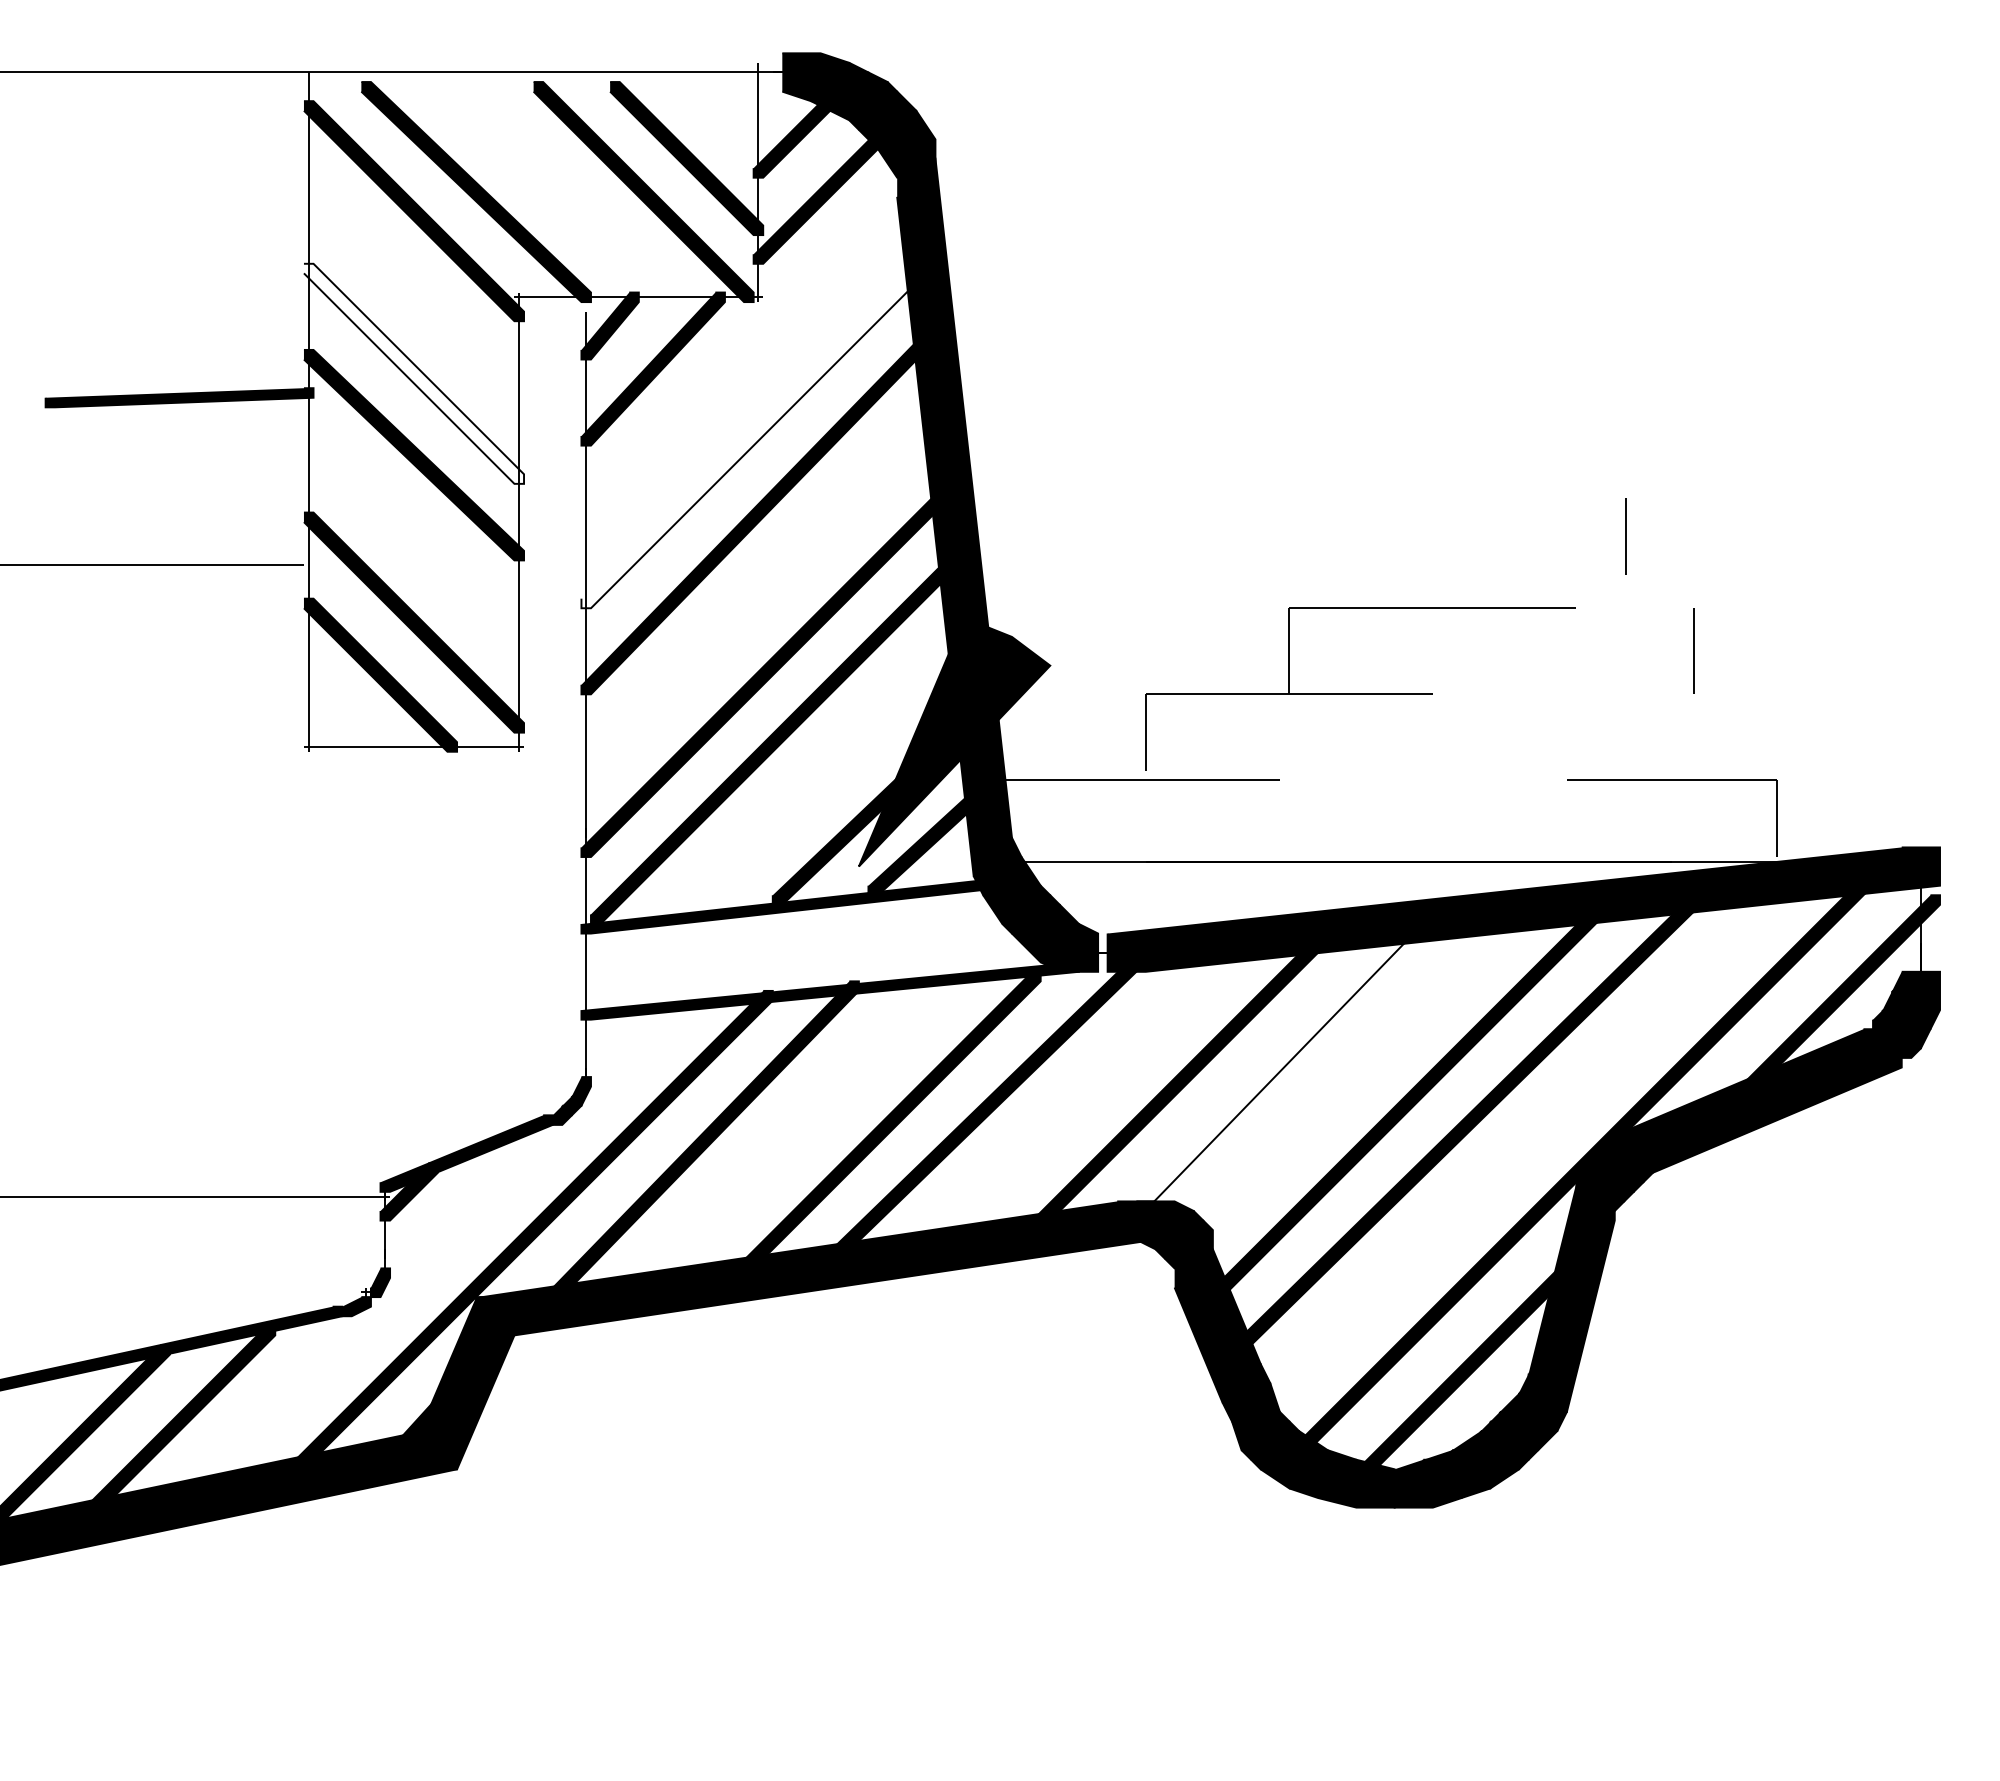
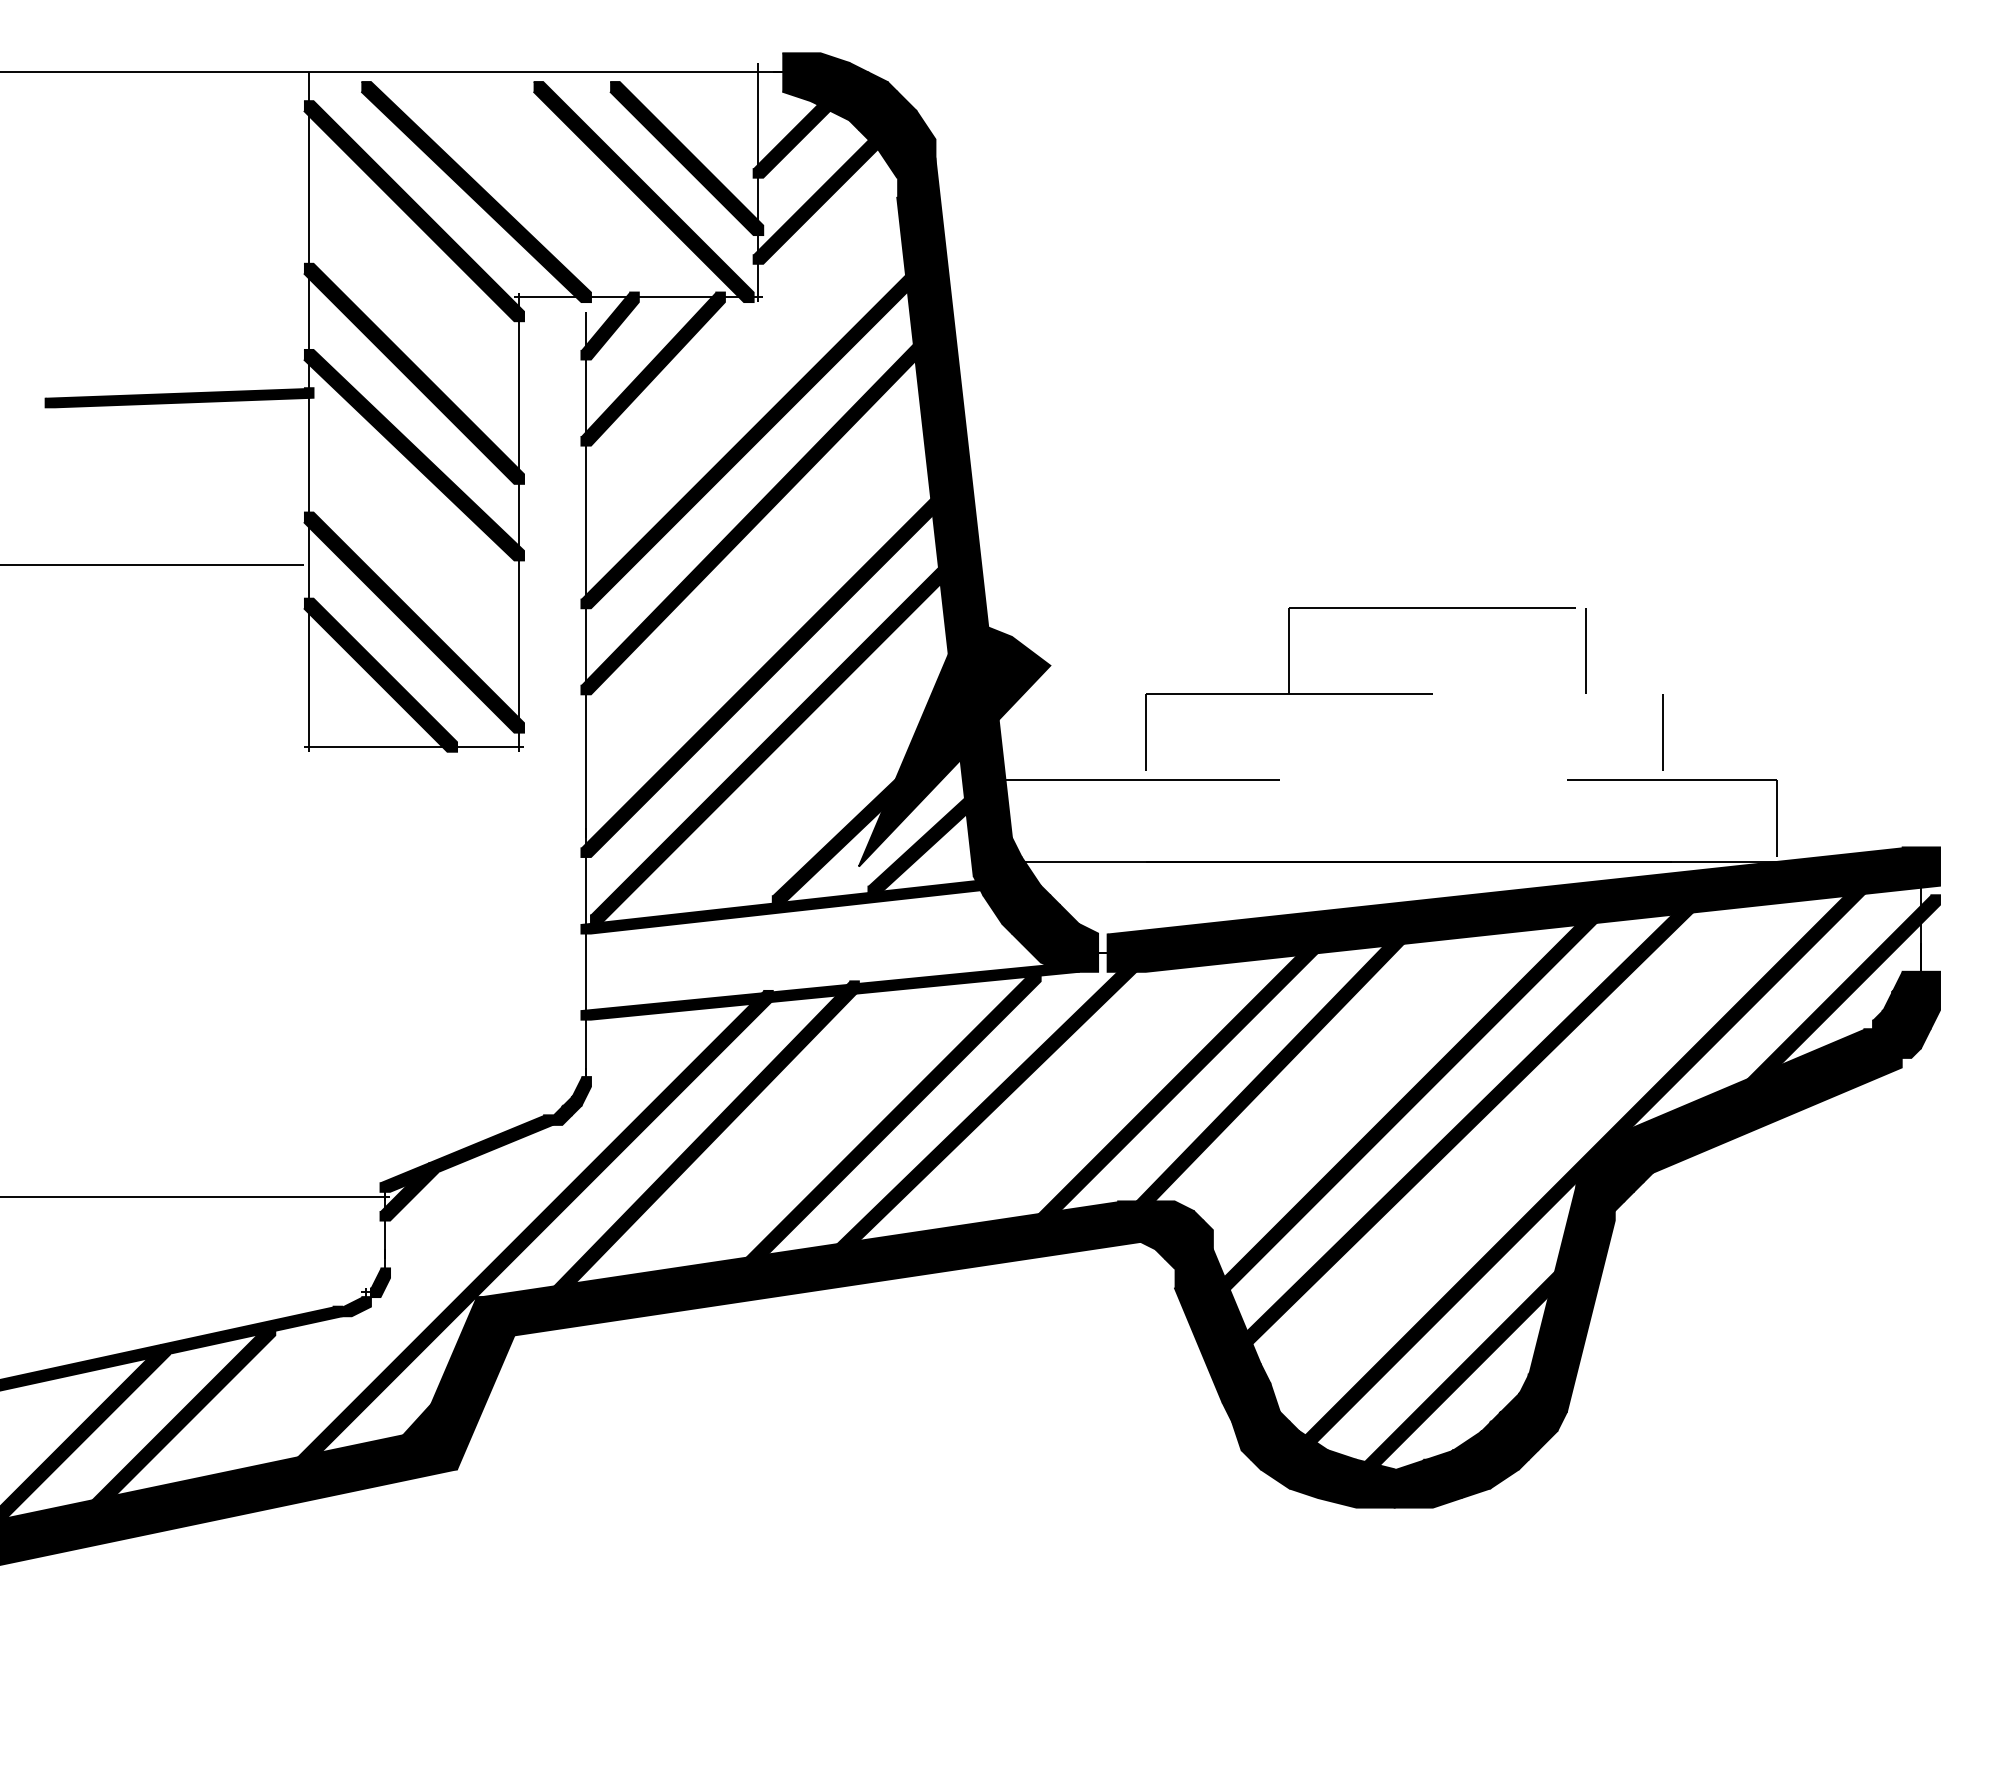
fill: none -> present (413, 373)
fill: none -> present (753, 435)
line position: (1625, 536) -> (1662, 732) (1662, 732)
line position: (1693, 650) -> (1585, 650) (1585, 650)
fill: none -> present (1260, 1081)
